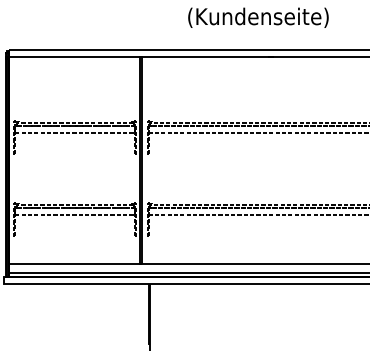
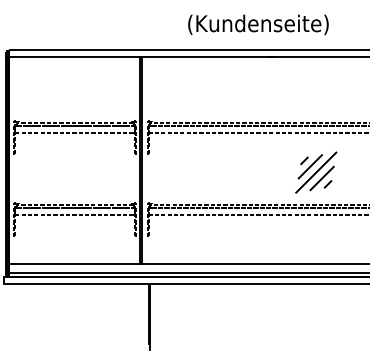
text position: (258, 17) -> (258, 24) (258, 24)
part: none -> present (316, 172)
